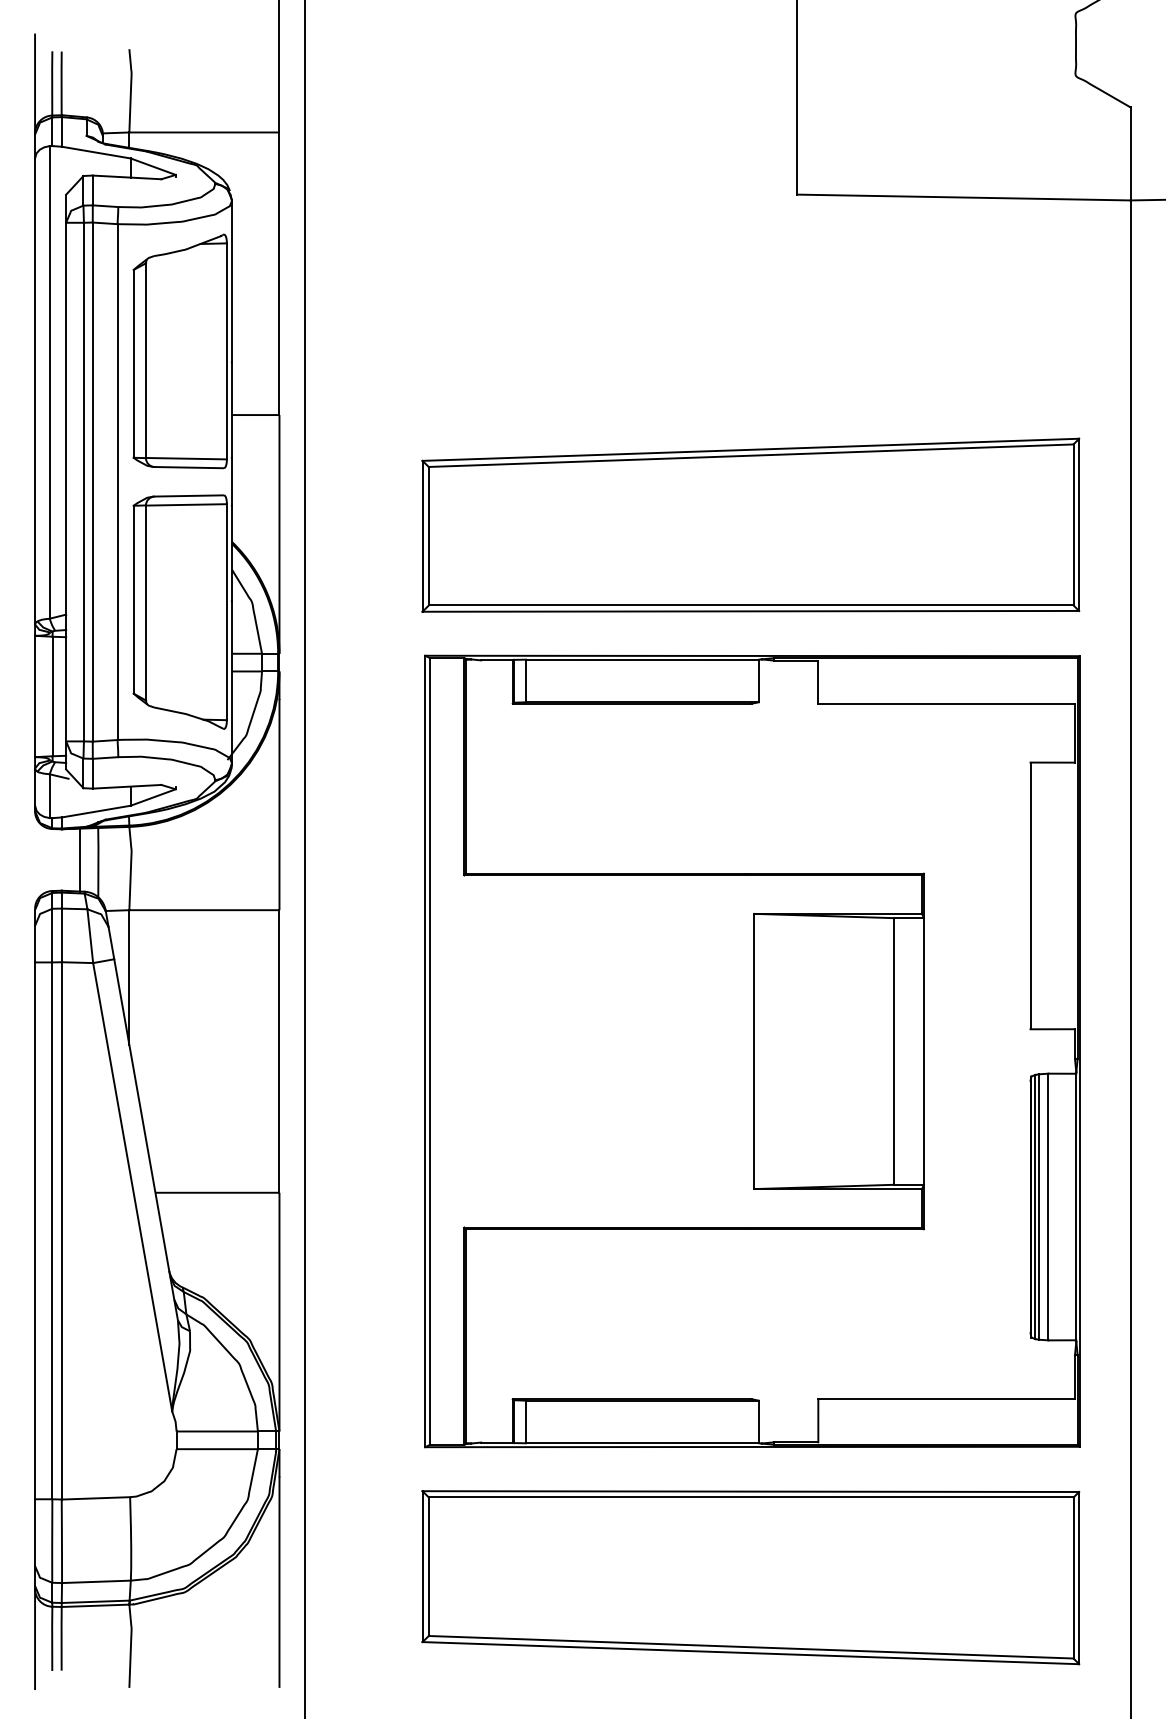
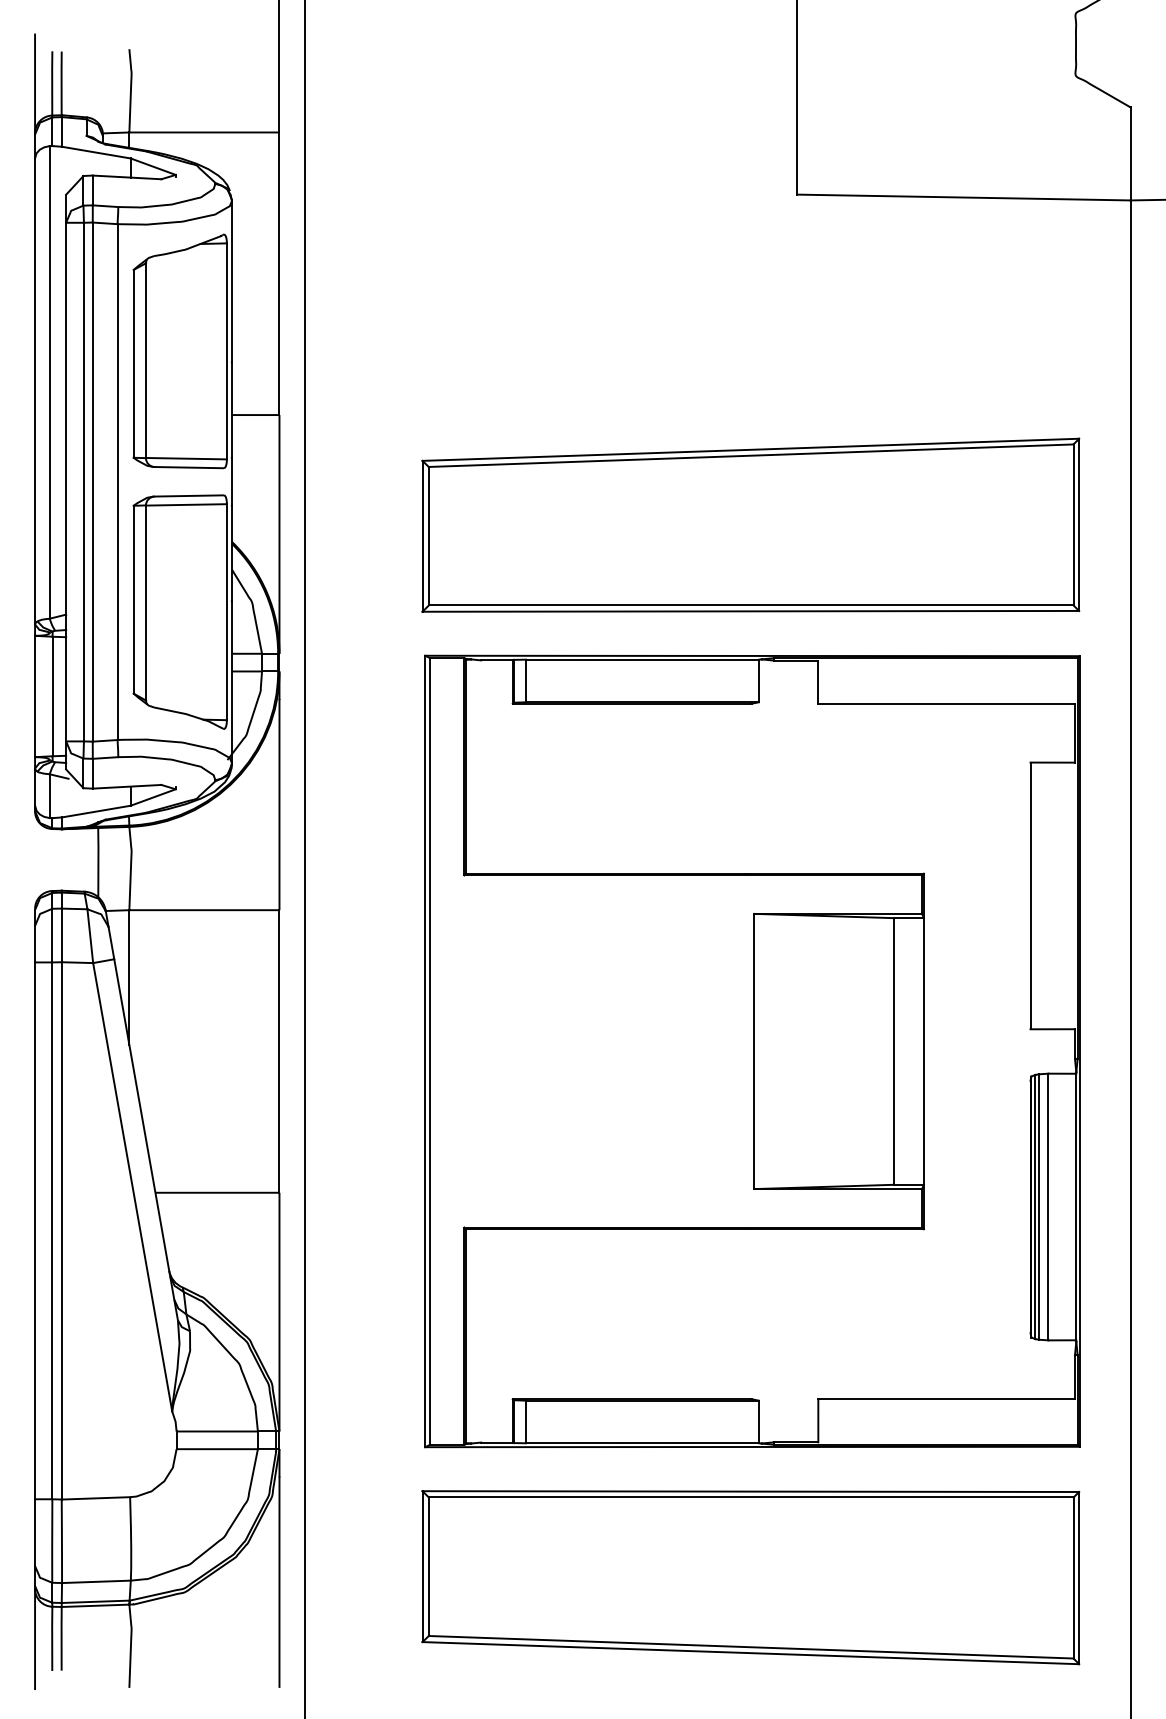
line: present -> none (79, 859)
